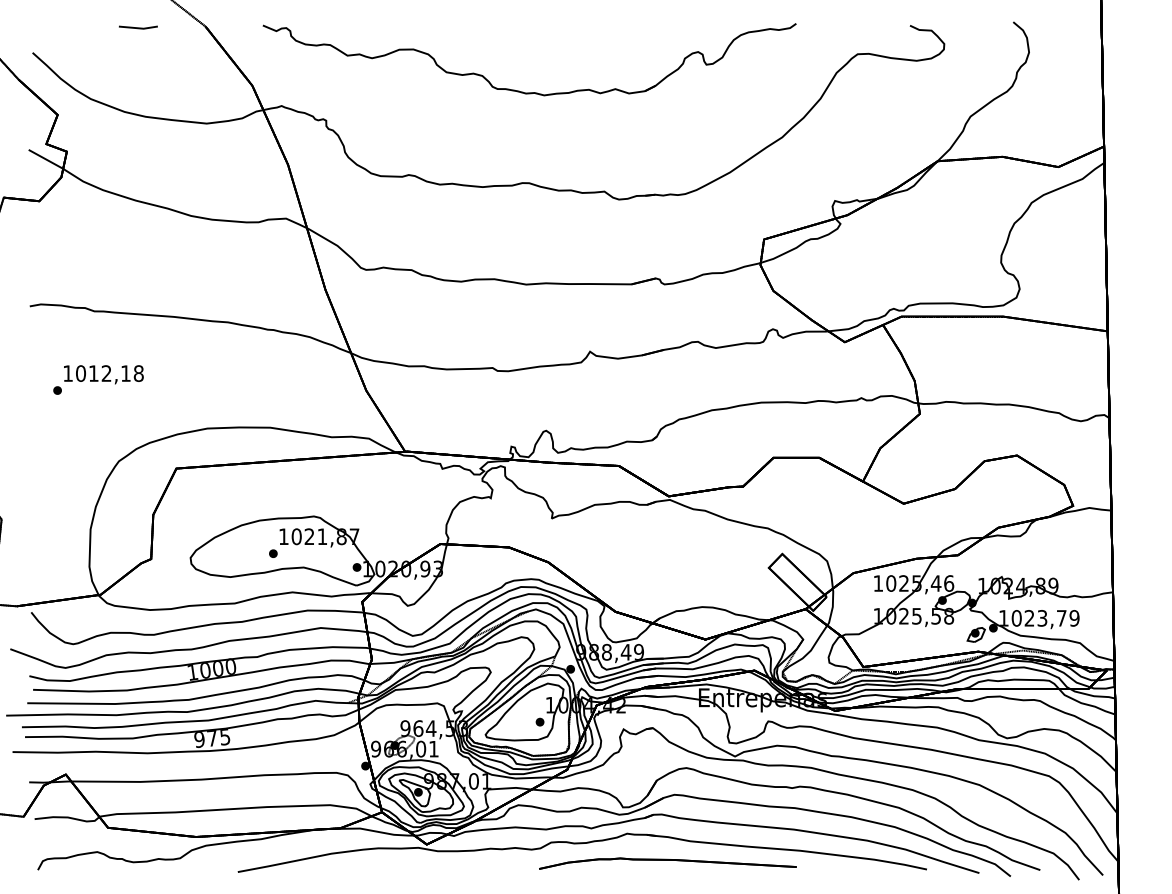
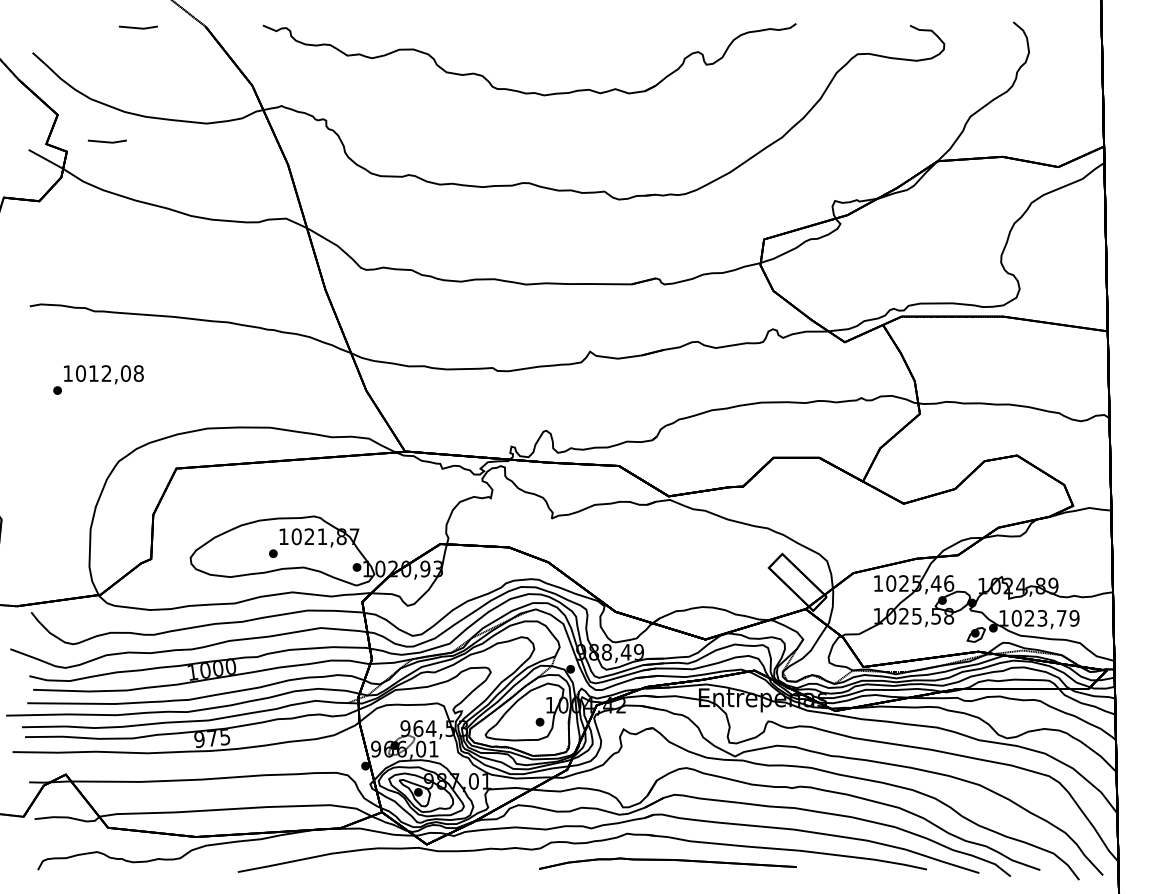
line: none -> present (107, 141)
text: 1012,18 -> 1012,08 (125, 373)
